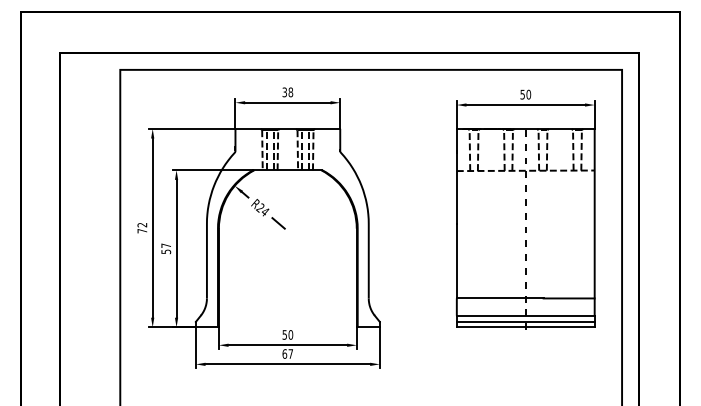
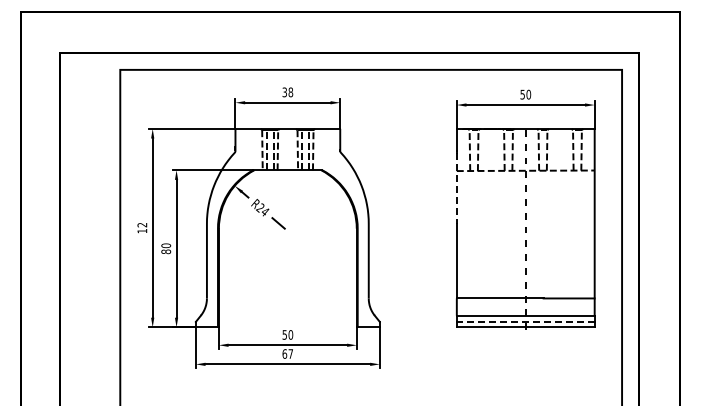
line: solid -> dashed (456, 188)
text: 72 -> 12 (142, 231)
text: 57 -> 80 (166, 248)
line: solid -> dashed (525, 321)
